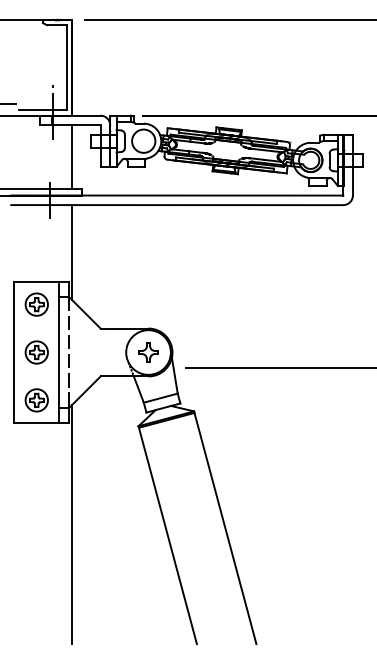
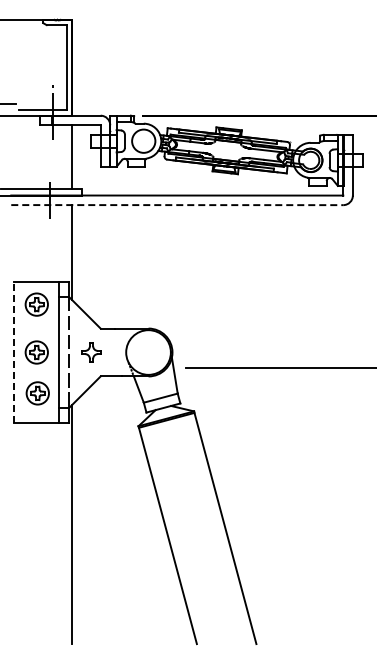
line: present -> none (228, 19)
line: solid -> dashed (177, 205)
line: solid -> dashed (14, 352)
part position: (148, 352) -> (91, 352) (91, 352)
part position: (36, 400) -> (37, 393) (37, 393)
